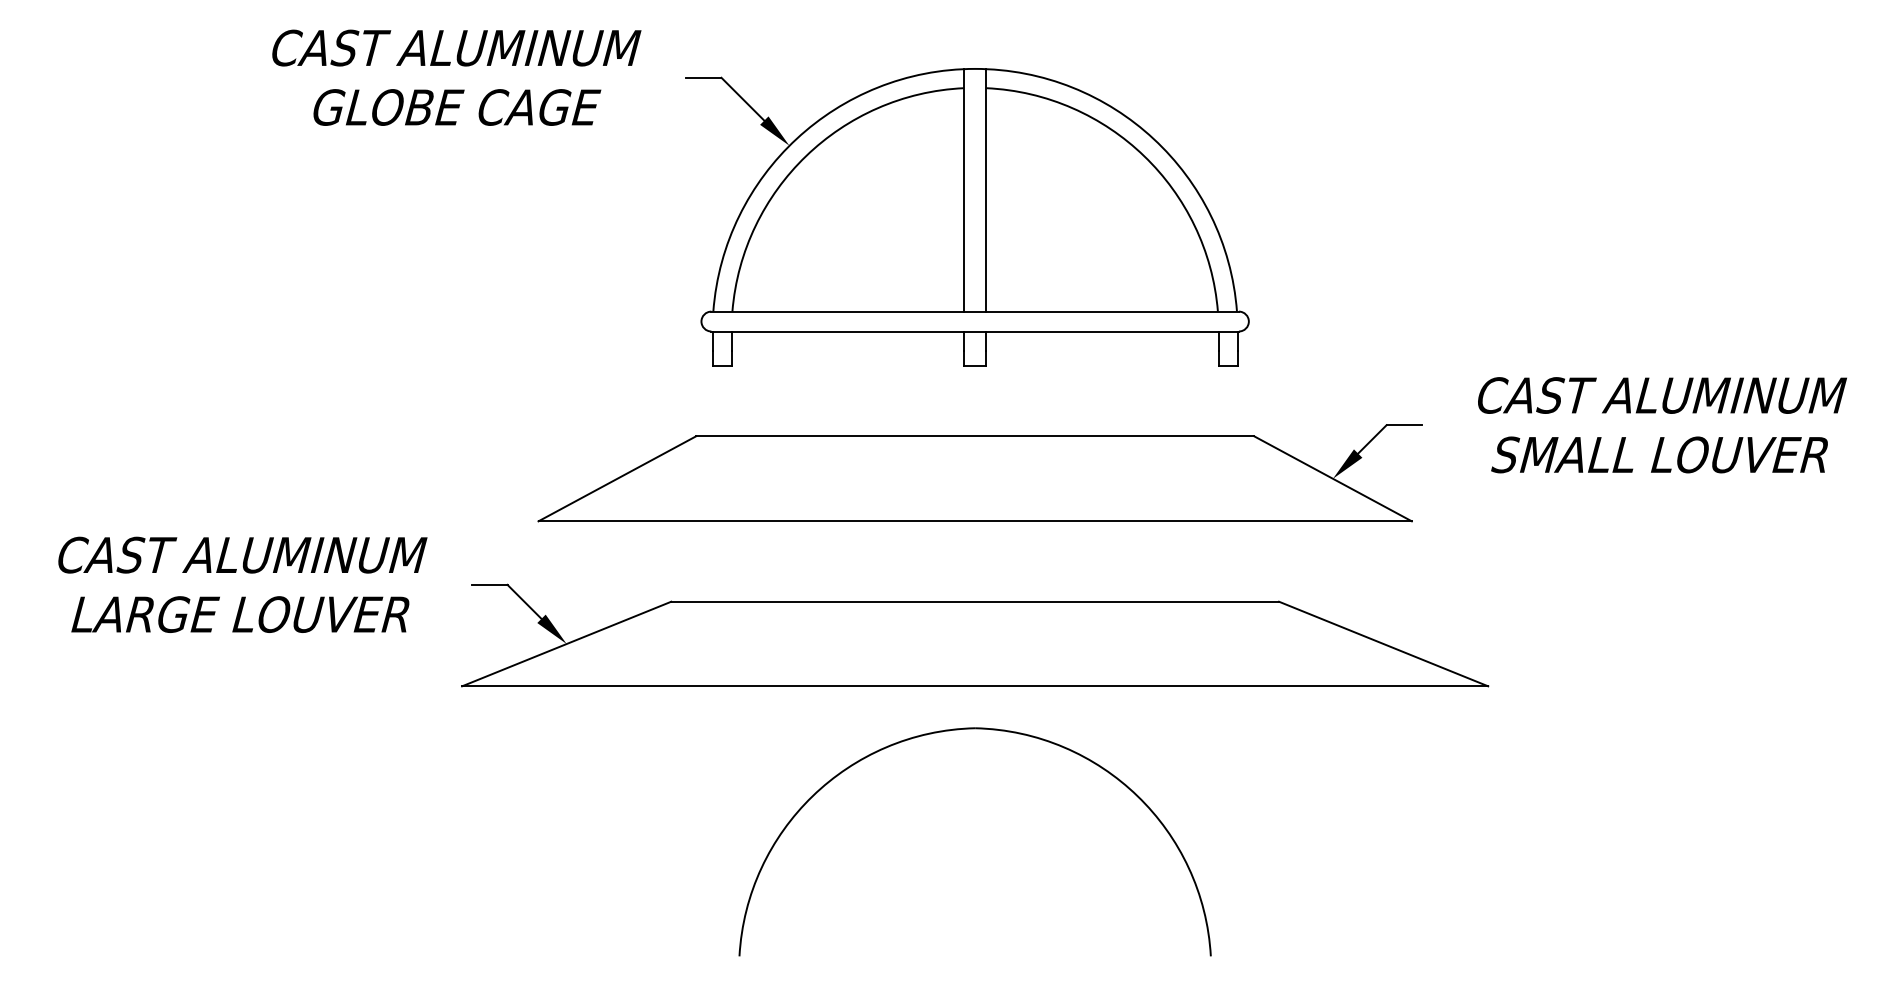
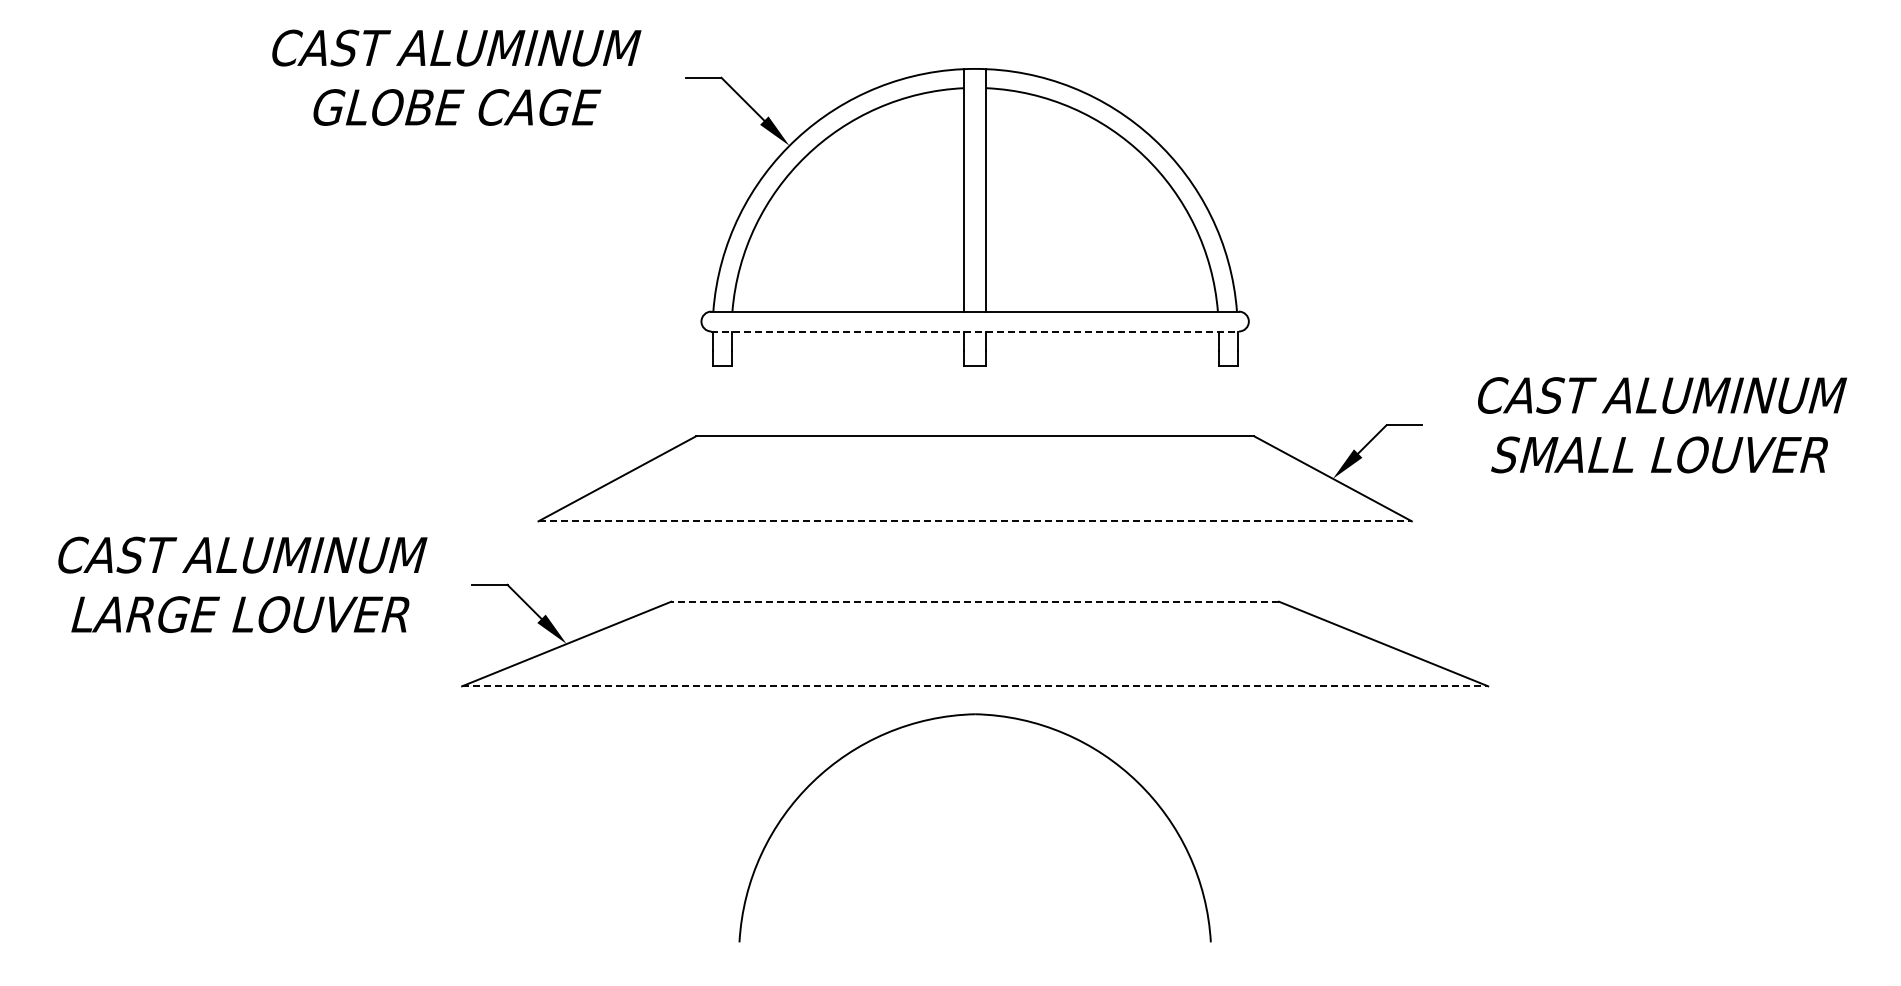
line: solid -> dashed (975, 331)
line: solid -> dashed (975, 521)
line: solid -> dashed (975, 601)
line: solid -> dashed (975, 686)
part position: (974, 729) -> (974, 715) (974, 715)
